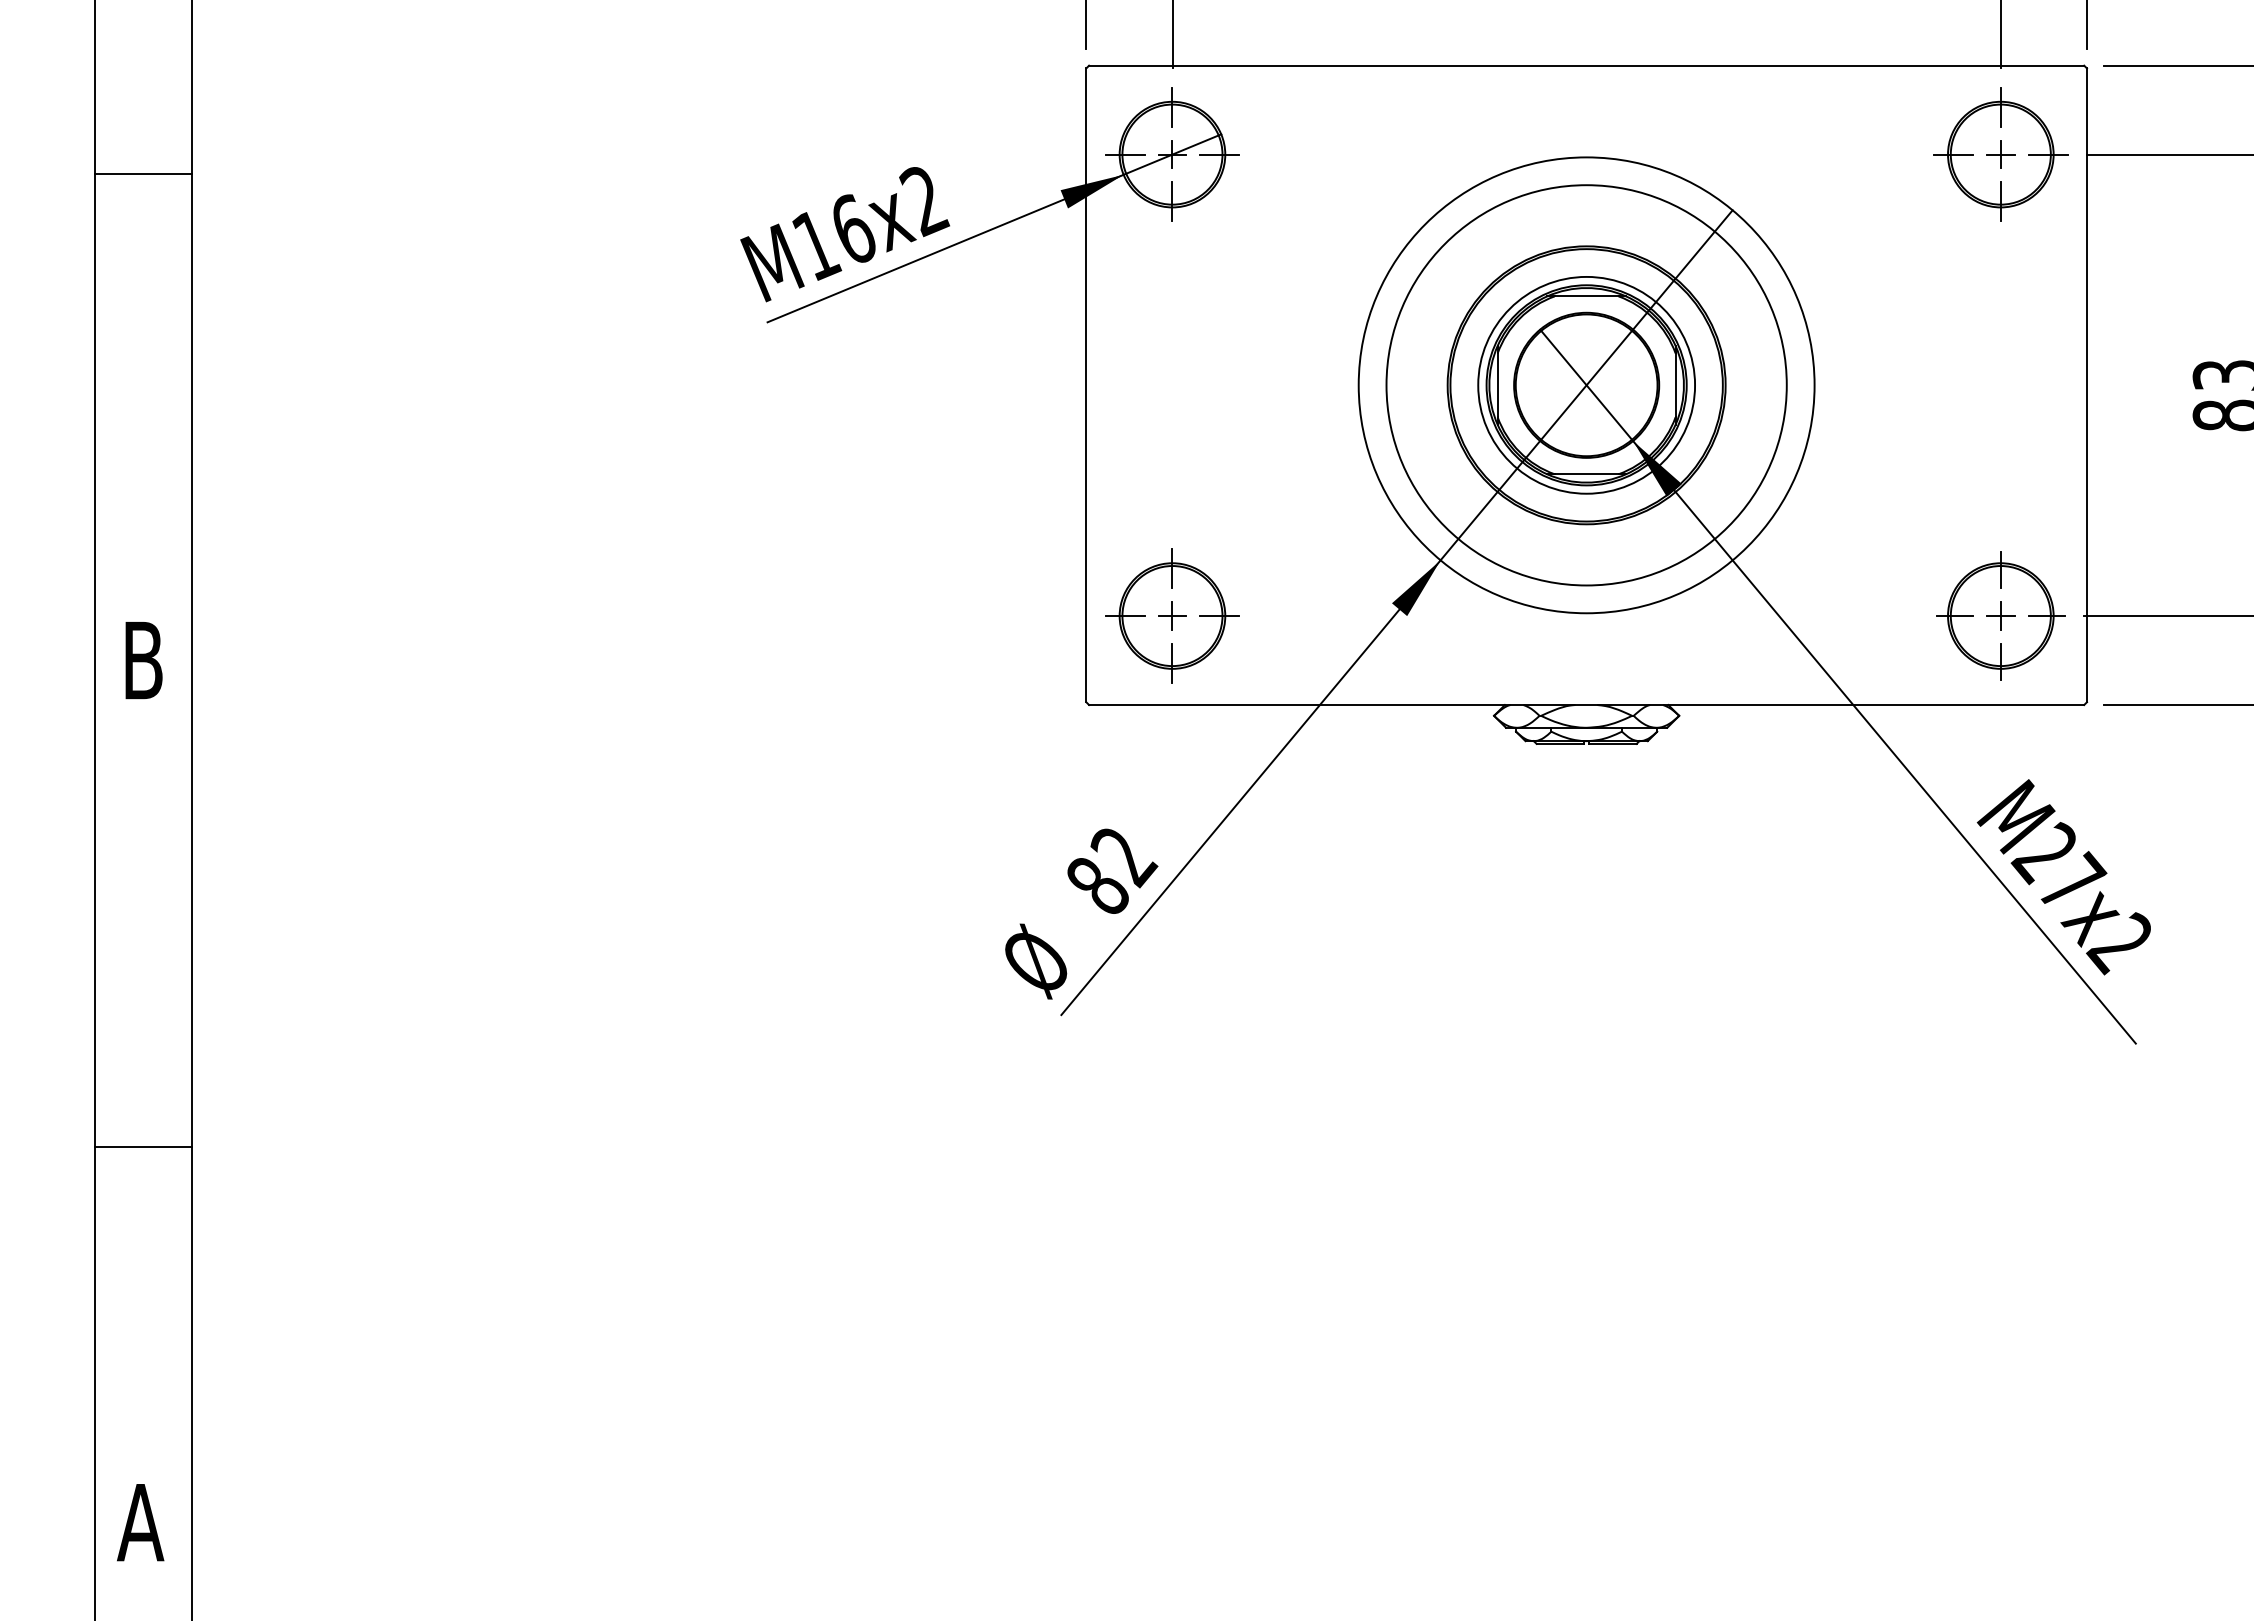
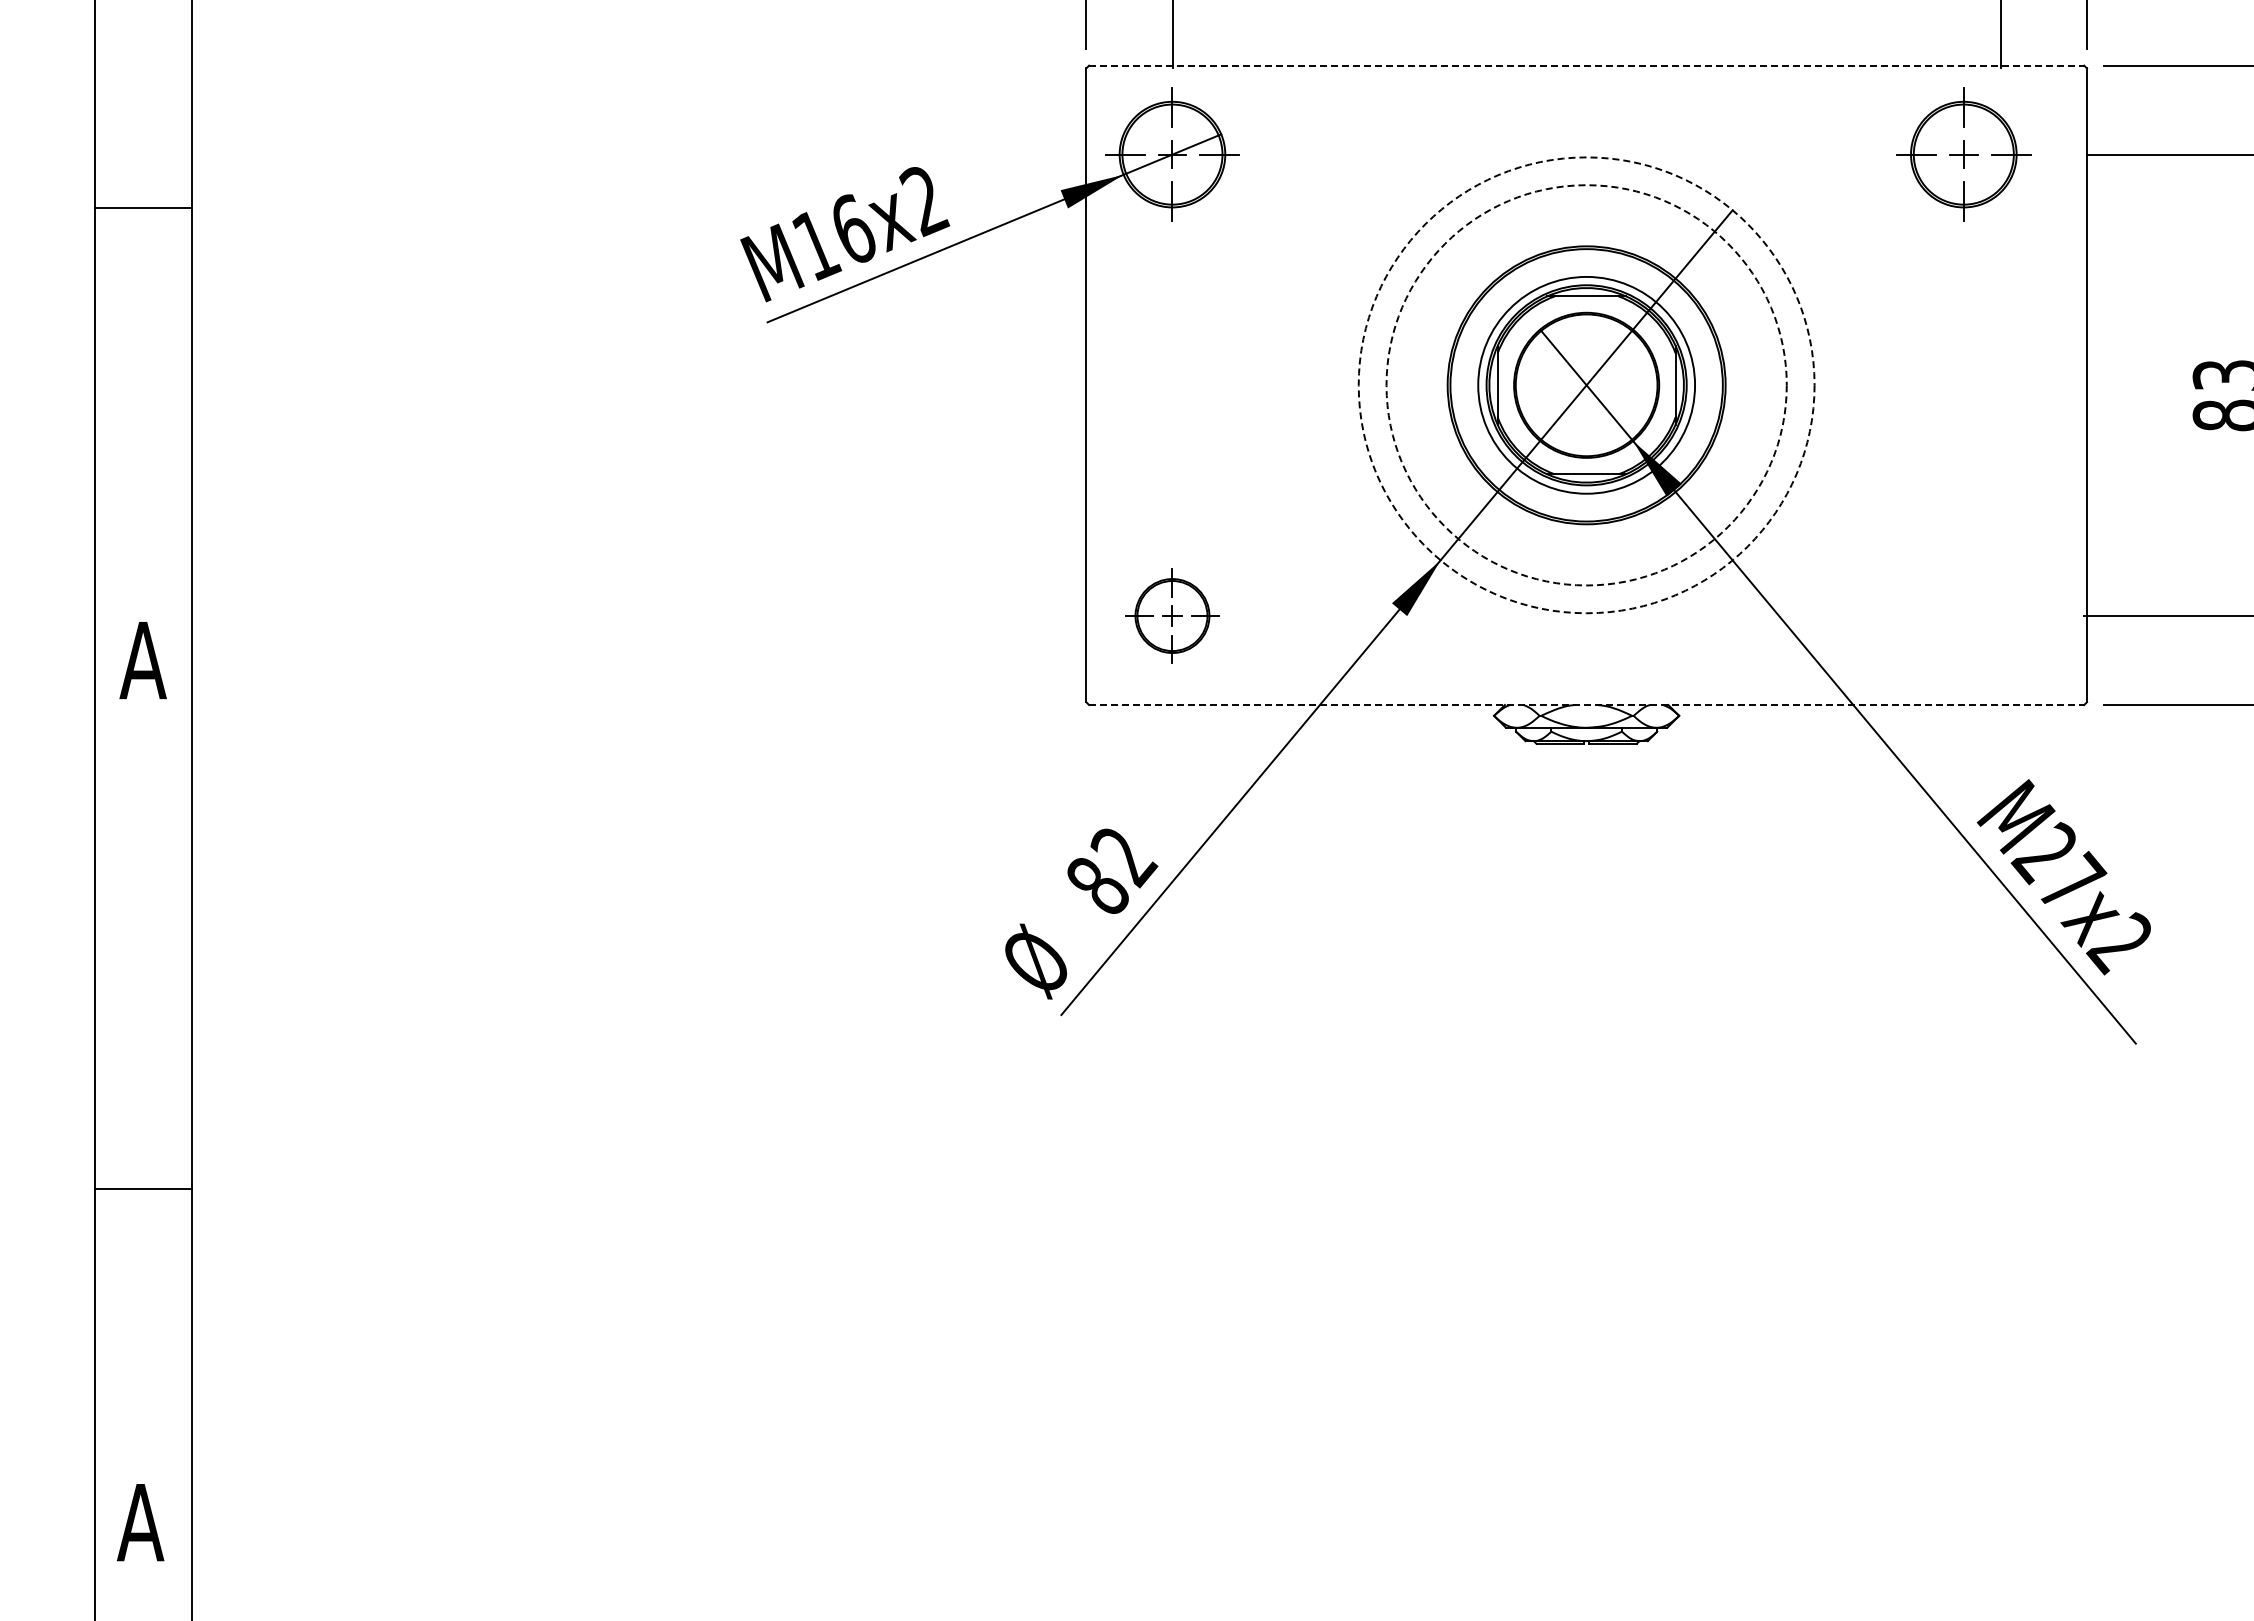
line: solid -> dashed (1586, 65)
part position: (2000, 154) -> (1963, 154) (1963, 154)
line position: (143, 173) -> (143, 207) (143, 207)
circle: solid -> dashed (1586, 385)
circle: solid -> dashed (1586, 385)
part size: 135x136 px -> 95x96 px (1172, 615)
part: present -> none (2000, 615)
text: B -> A (142, 660)
line: solid -> dashed (1586, 705)
line position: (143, 1146) -> (143, 1188) (143, 1188)
